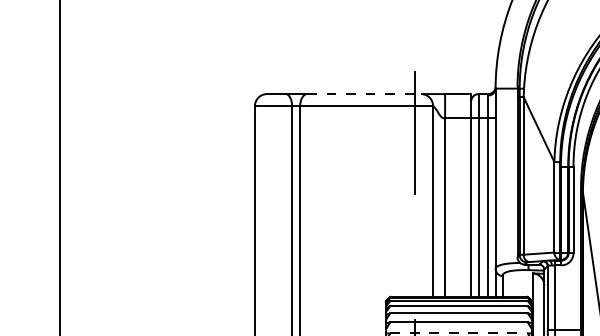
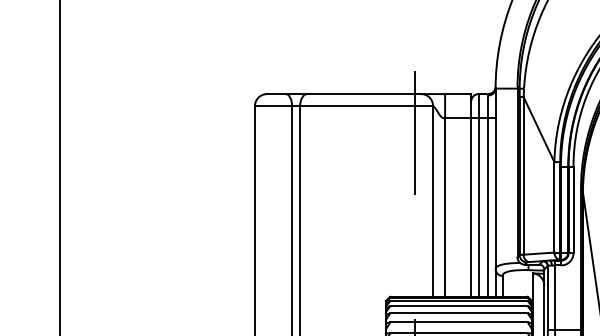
line: dashed -> solid (364, 94)
line: dashed -> solid (459, 333)
